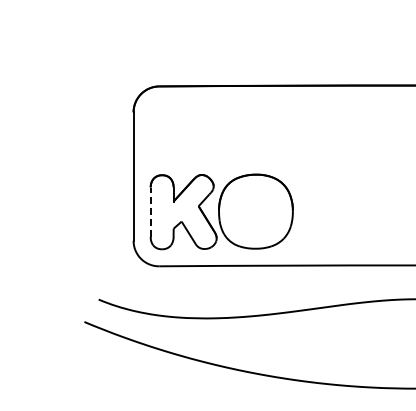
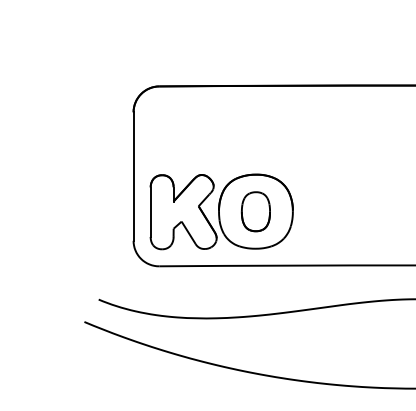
part: none -> present (255, 211)
line: dashed -> solid (150, 212)
